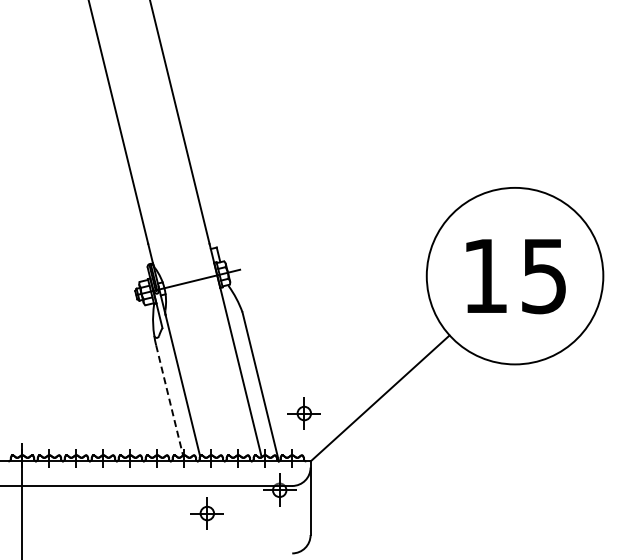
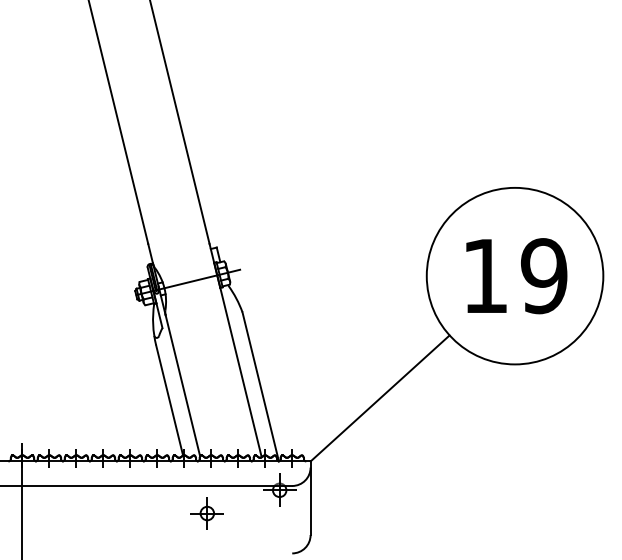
text: 15 -> 19 (544, 276)
line: dashed -> solid (169, 400)
part: present -> none (303, 413)
